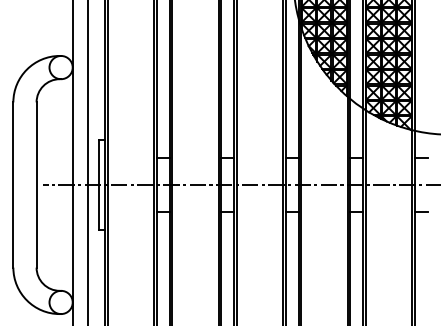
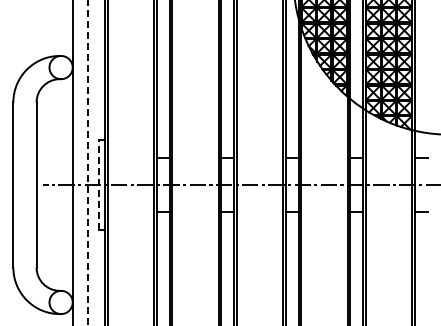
line: solid -> dashed (88, 163)
line: solid -> dashed (98, 184)
